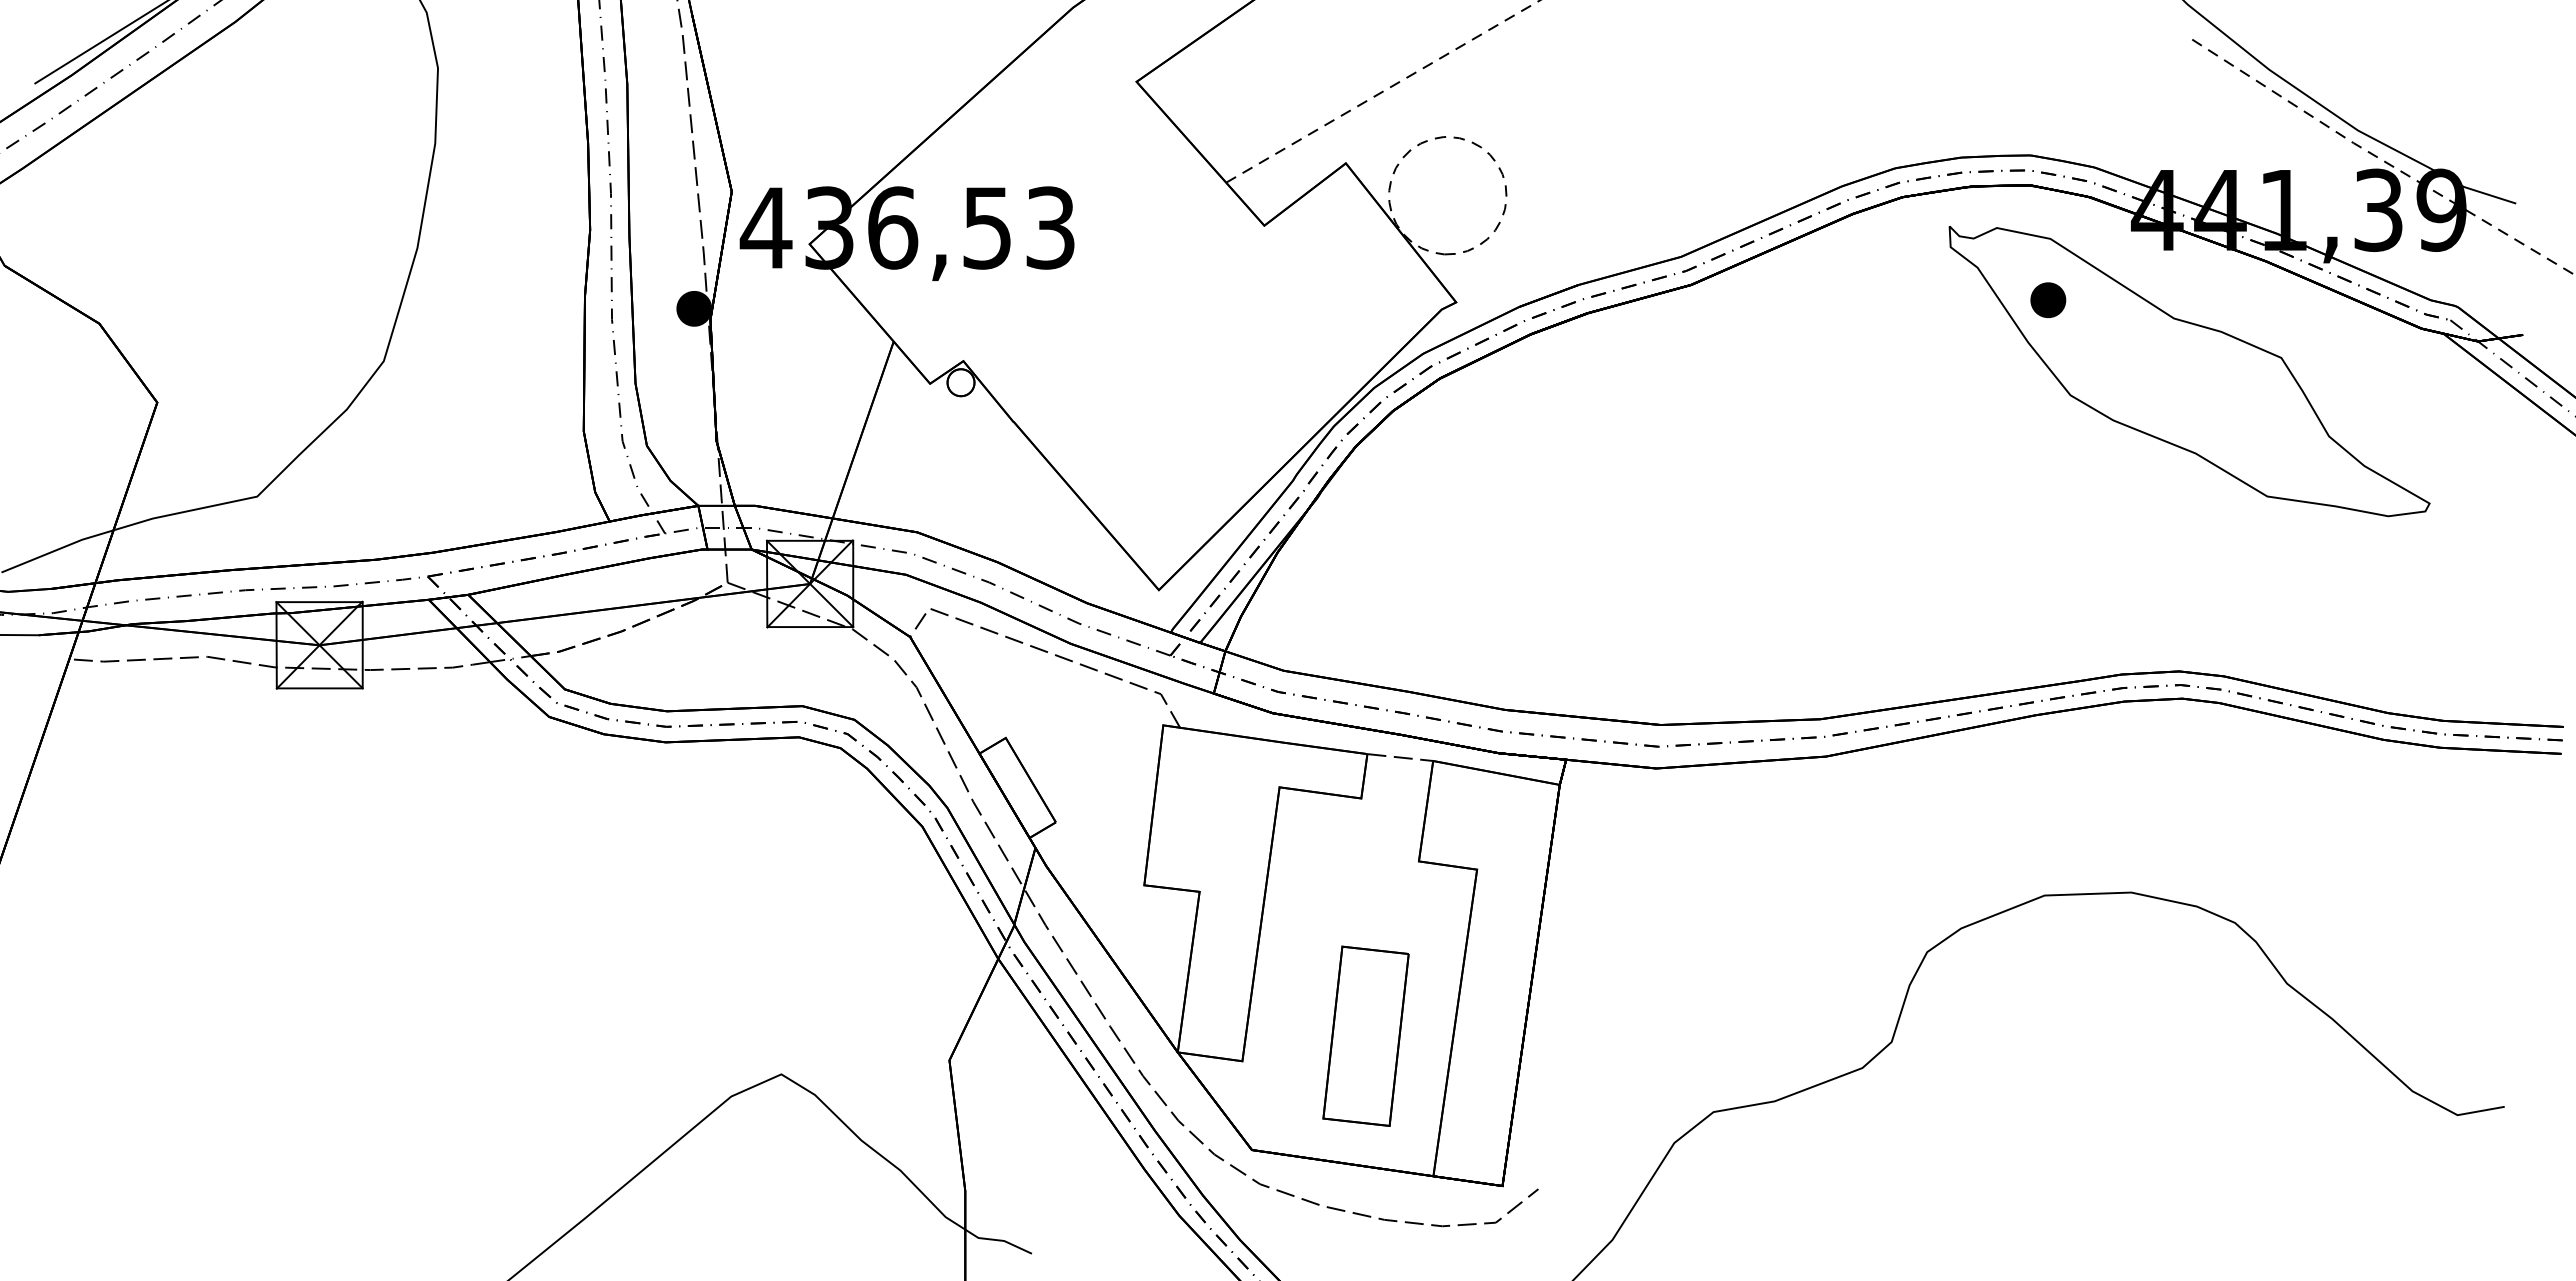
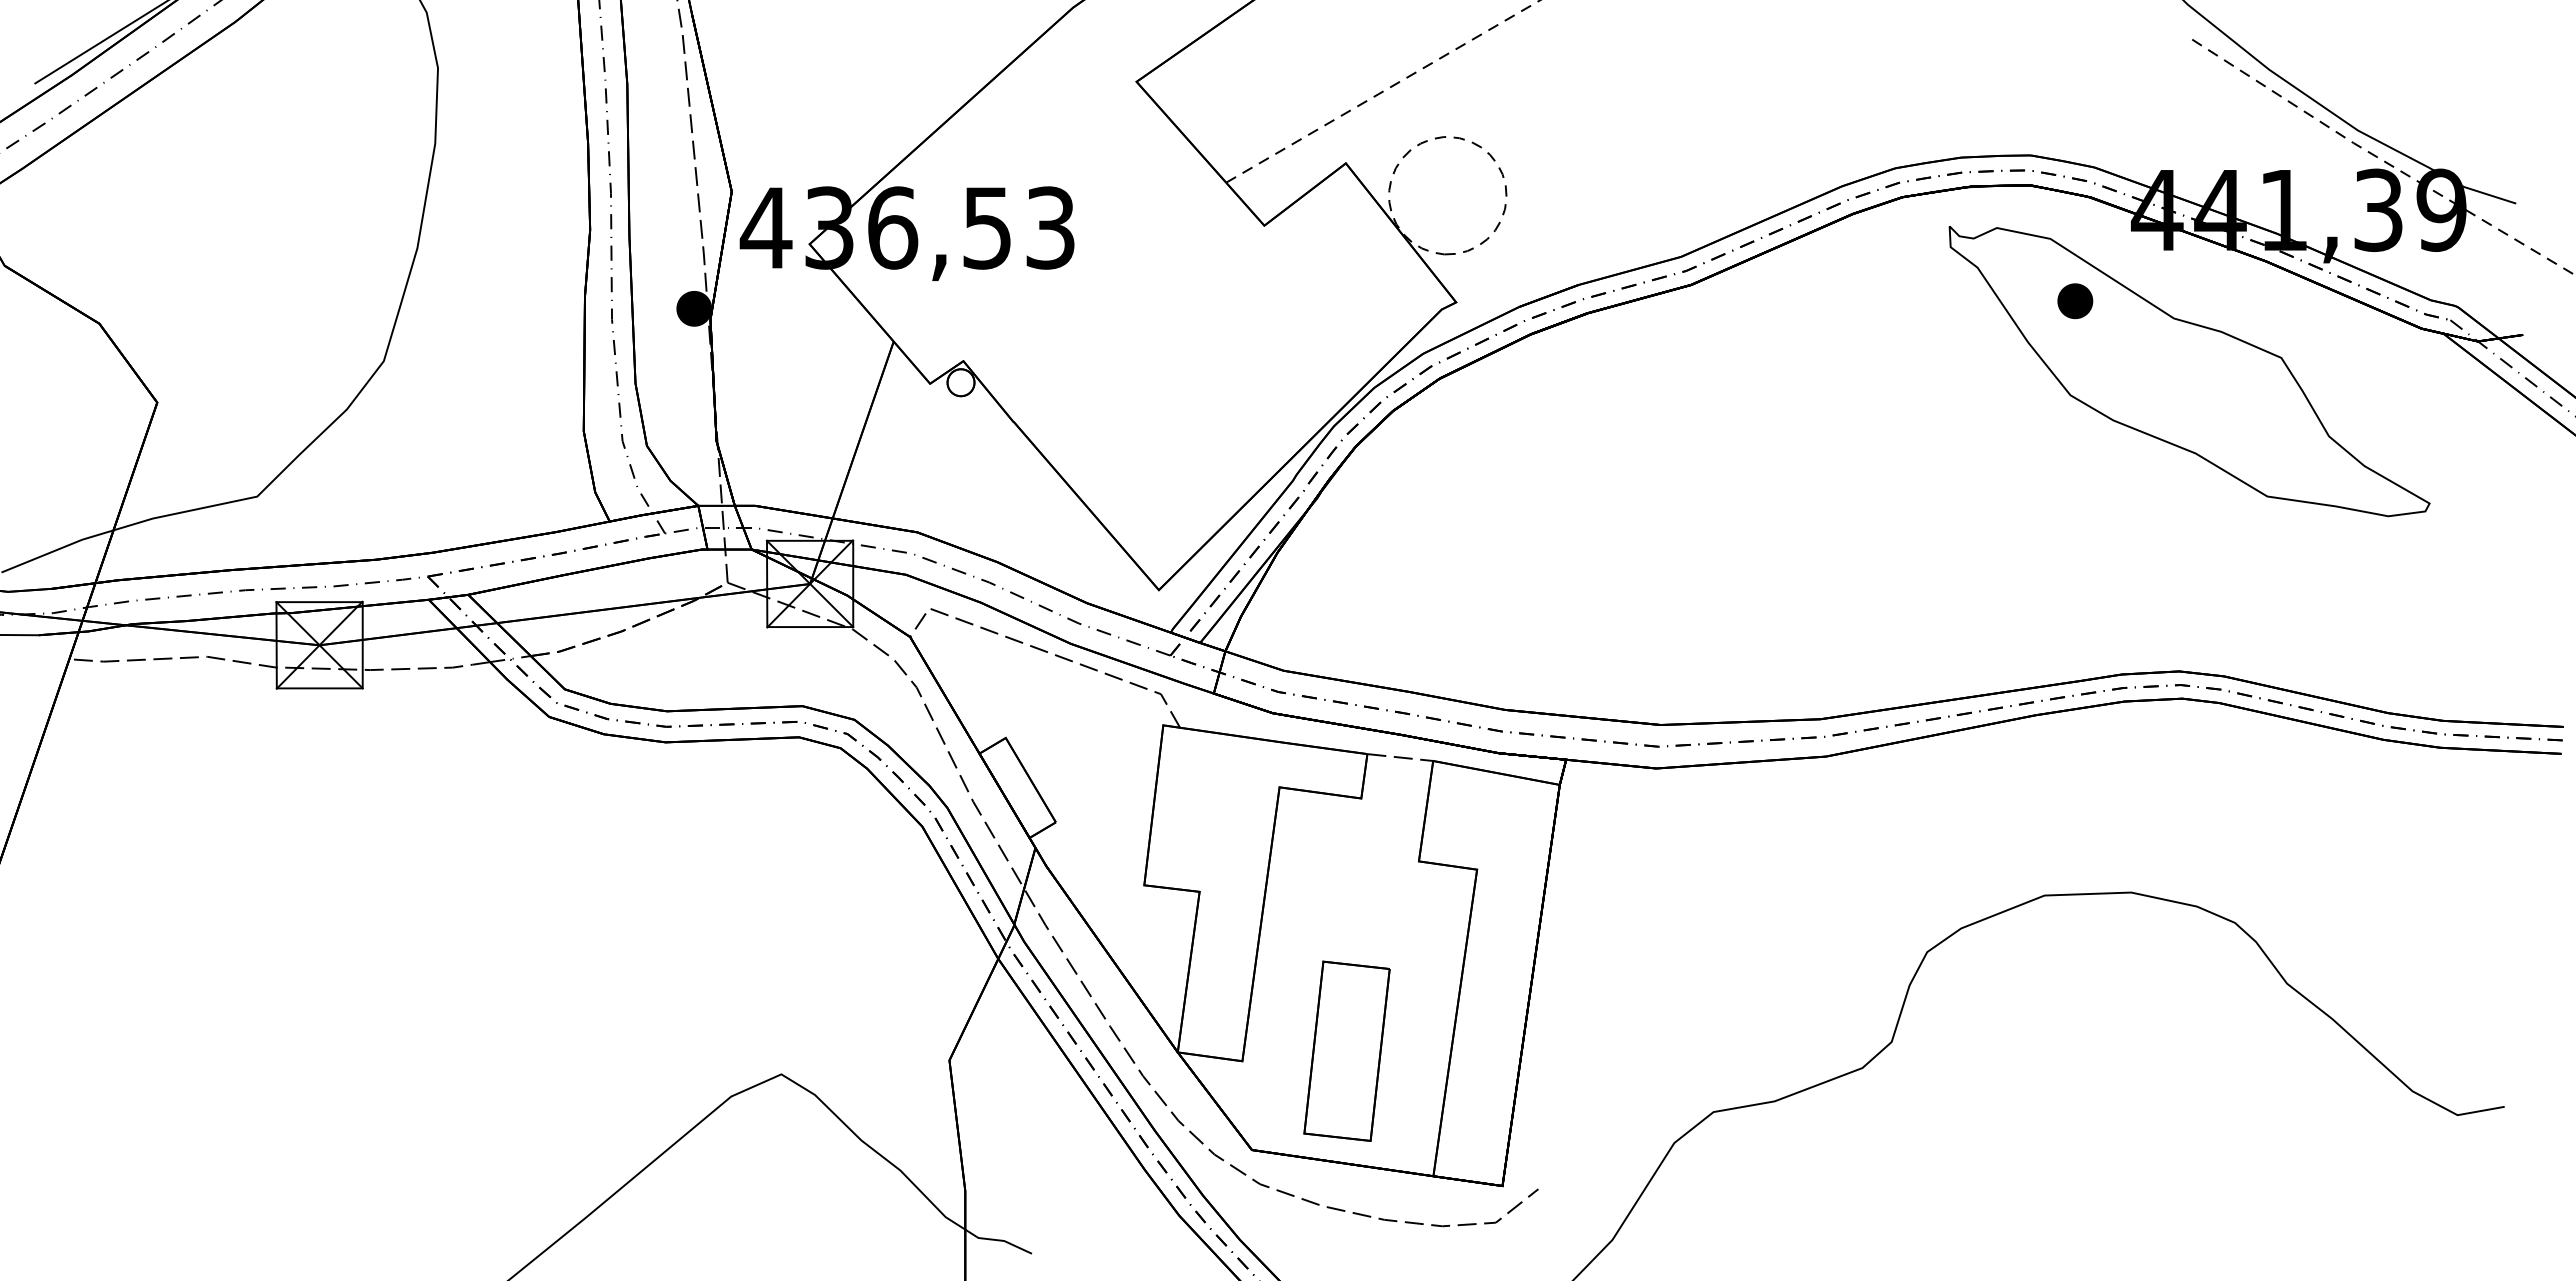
part position: (2048, 300) -> (2075, 301) (2075, 301)
part position: (1365, 1035) -> (1346, 1050) (1346, 1050)
